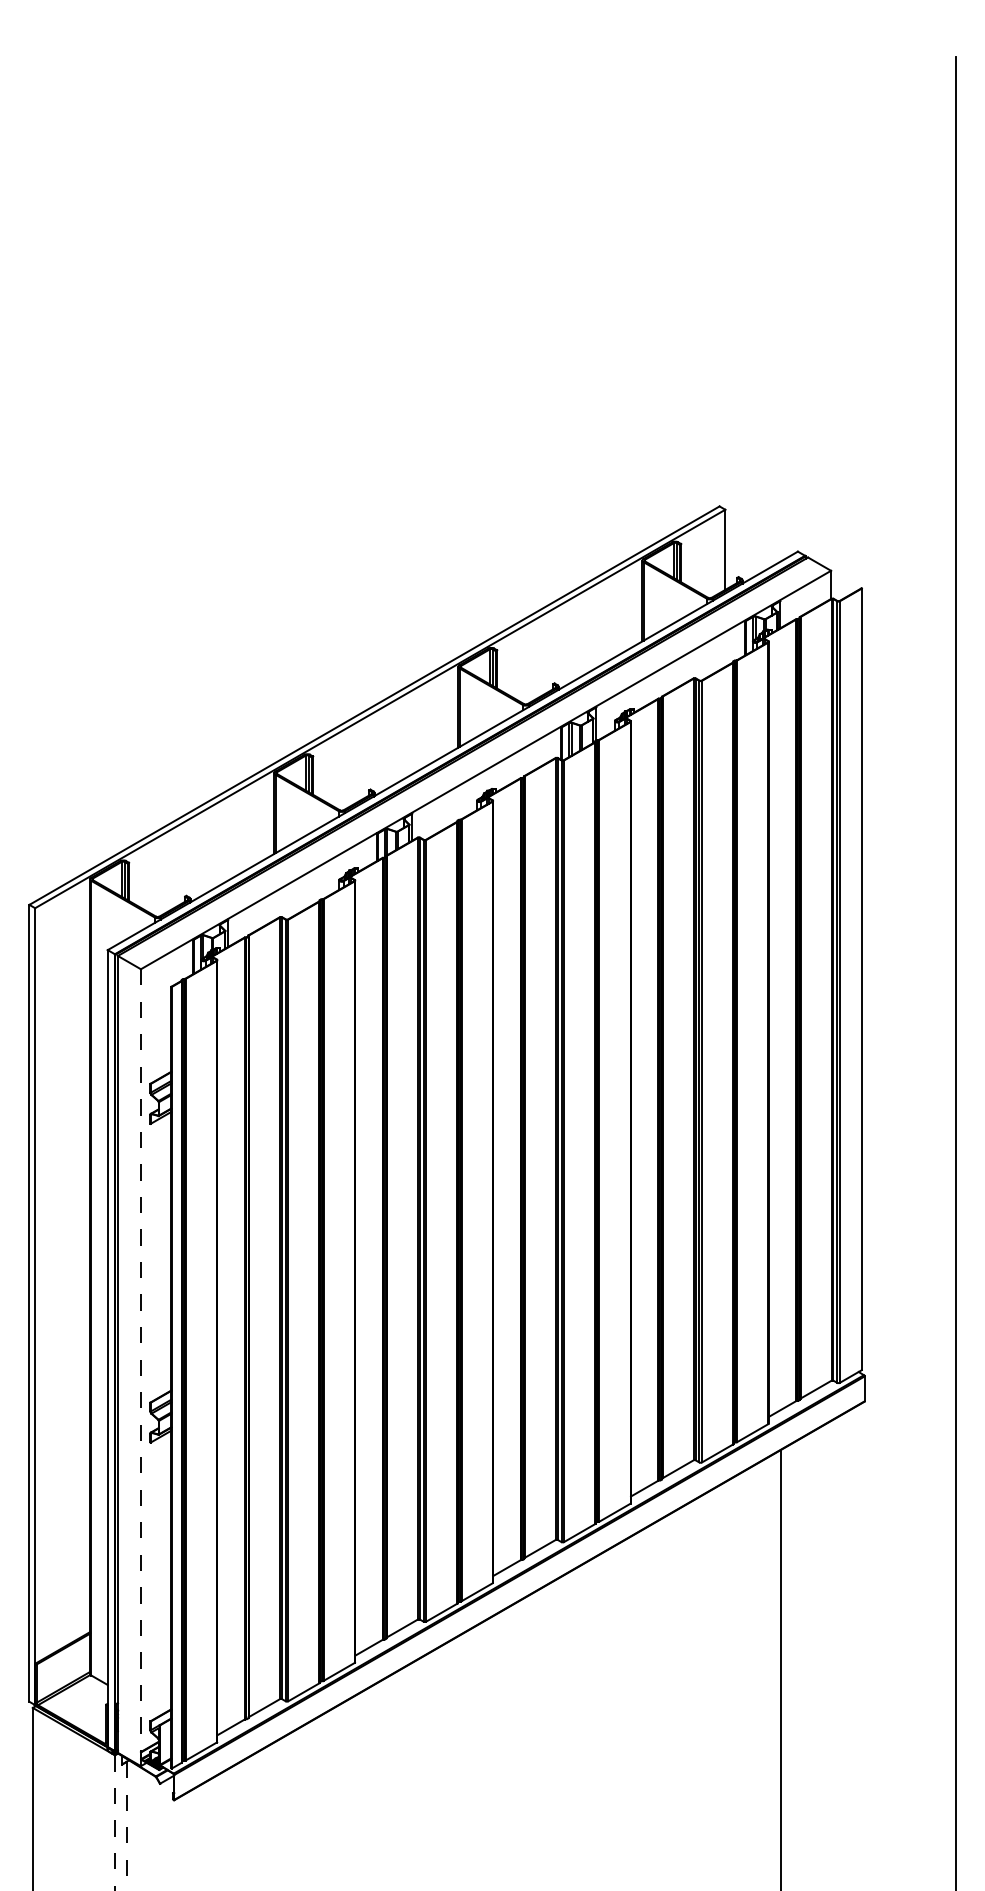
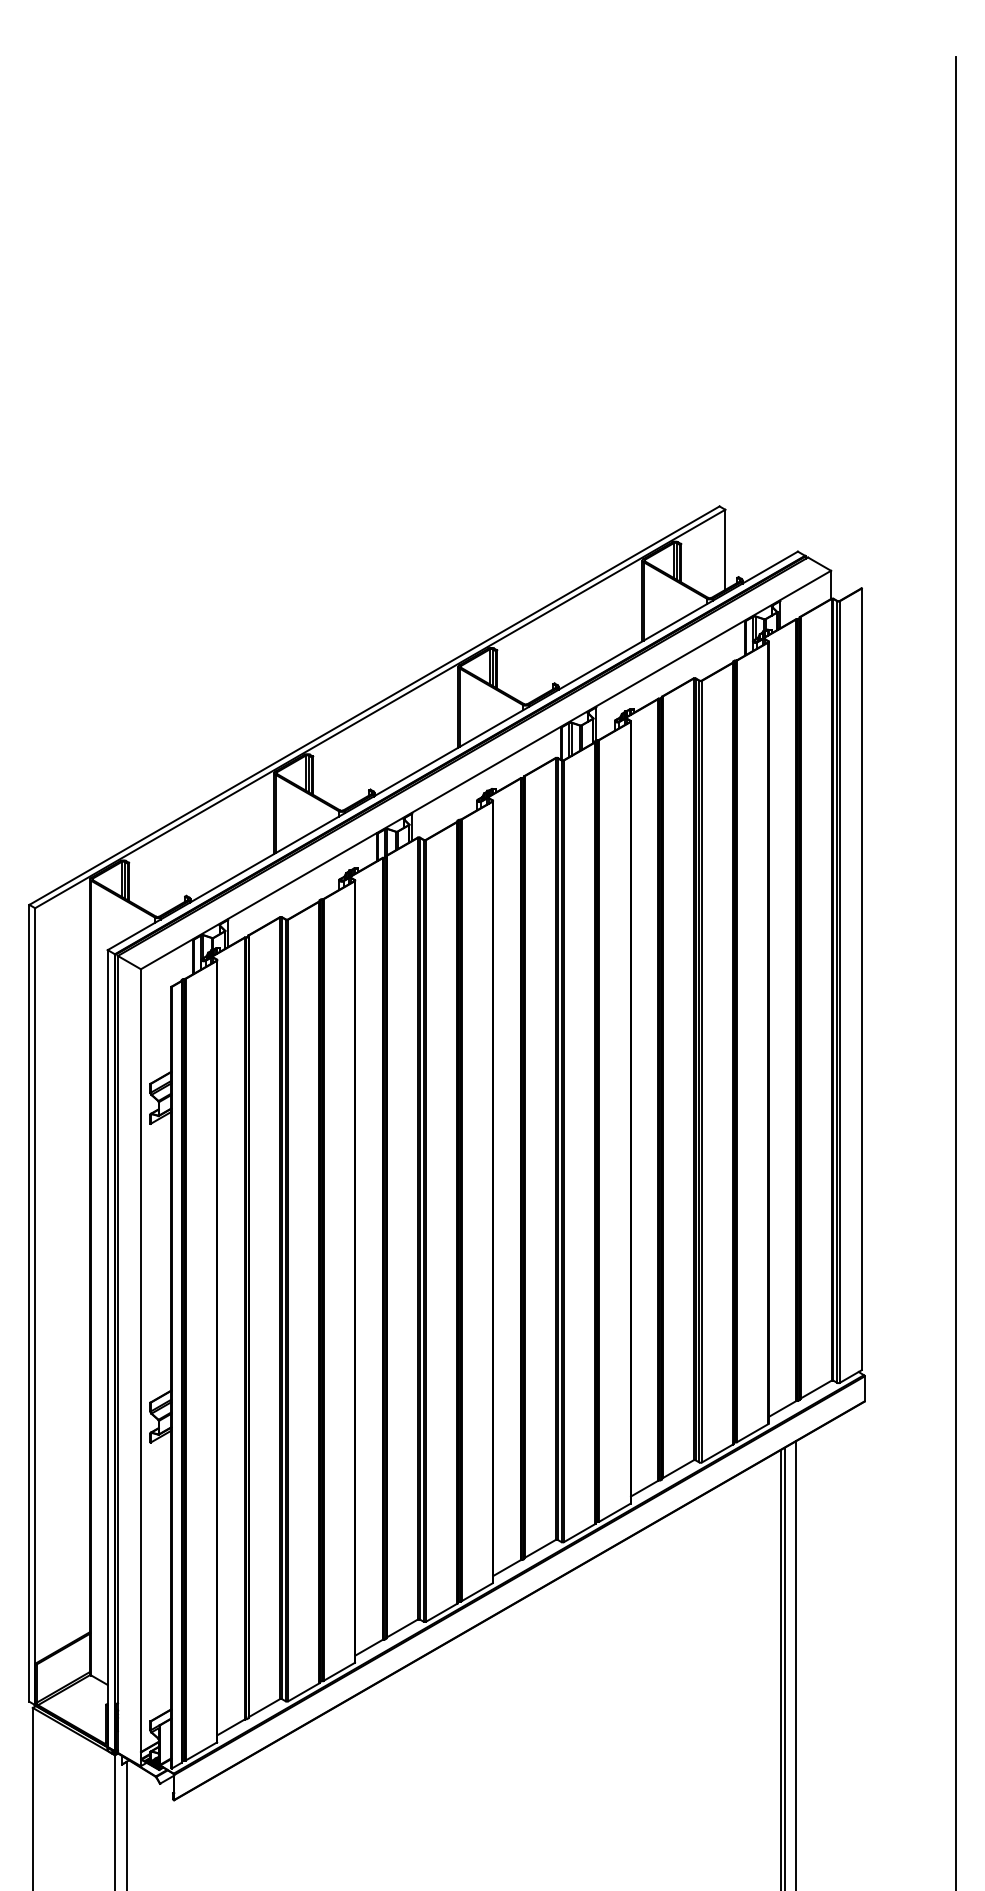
line: dashed -> solid (140, 1367)
line: none -> present (796, 1664)
line: none -> present (784, 1667)
line: dashed -> solid (115, 1823)
line: dashed -> solid (126, 1826)
